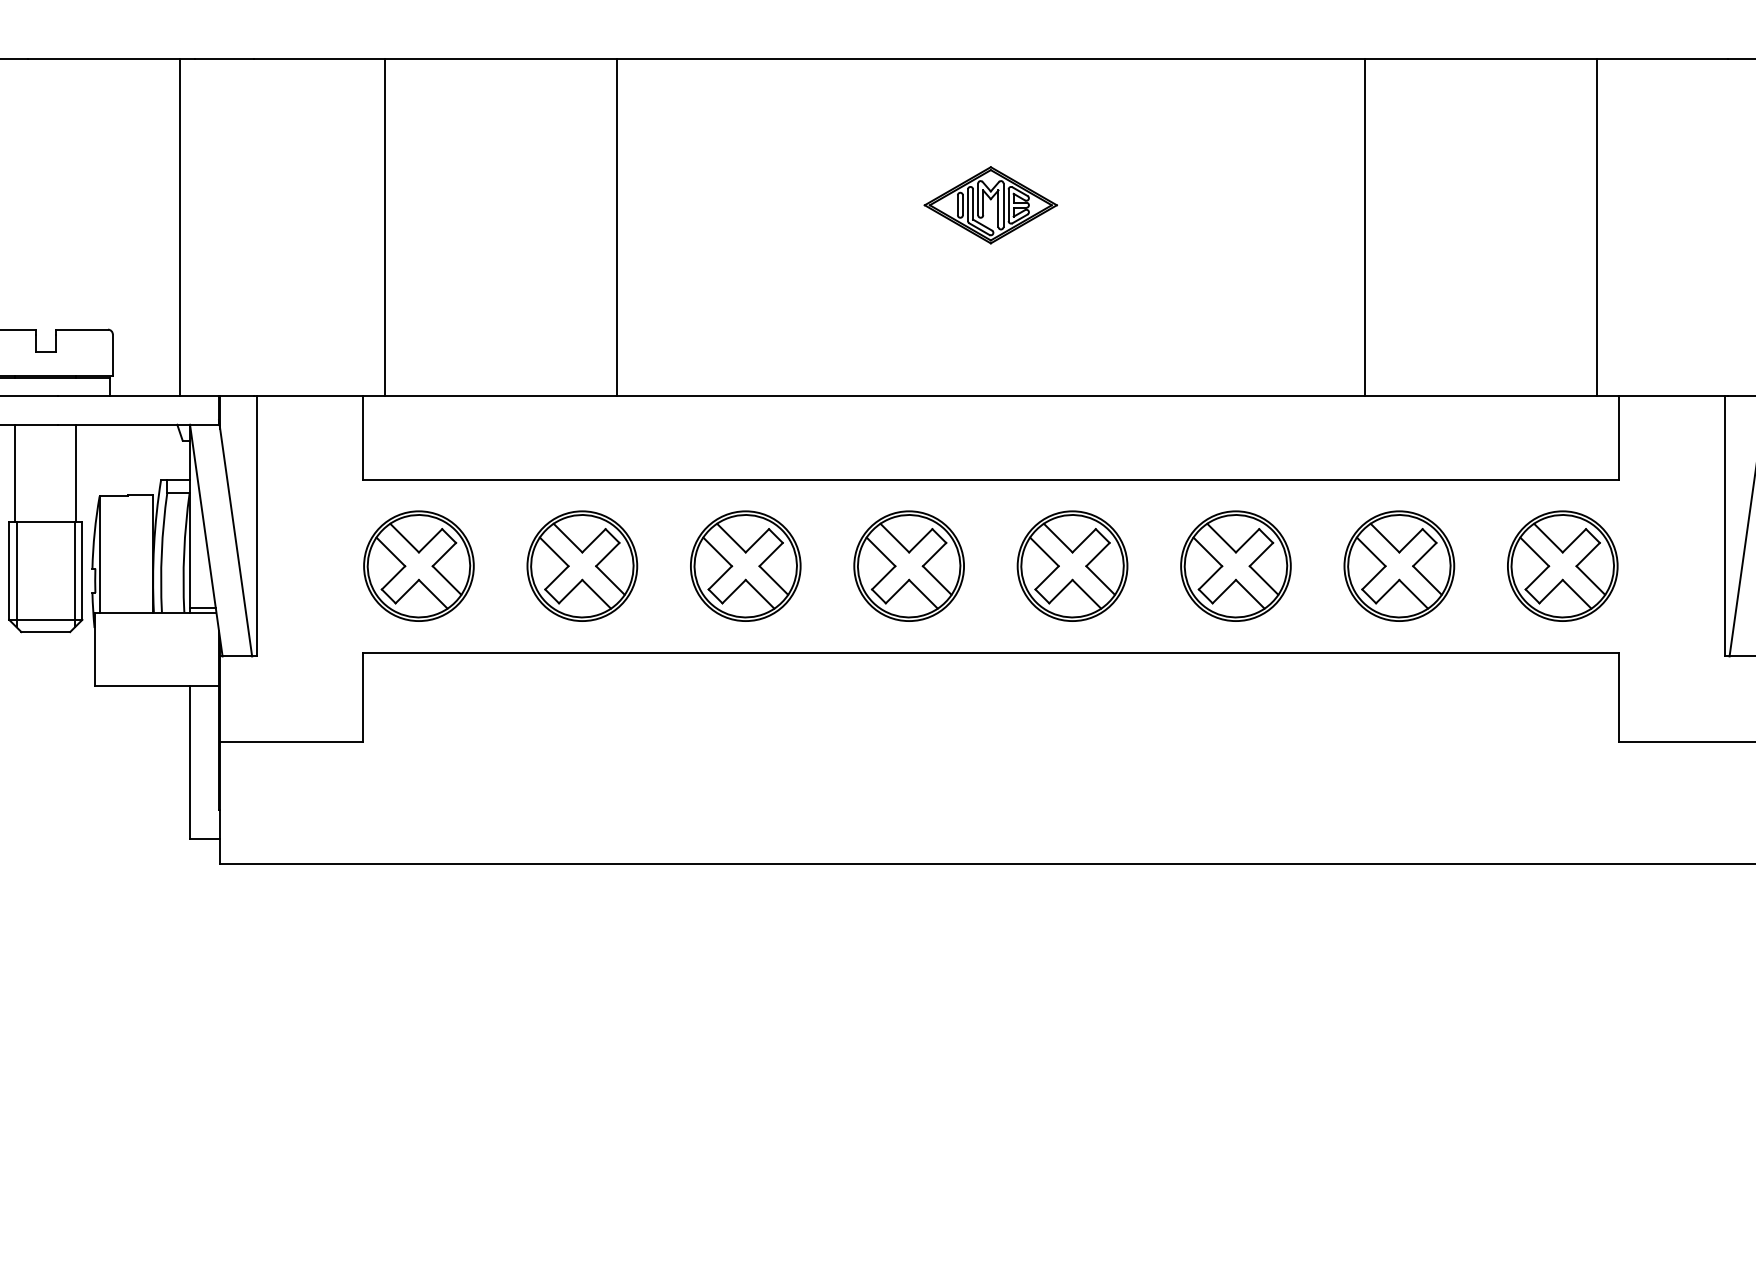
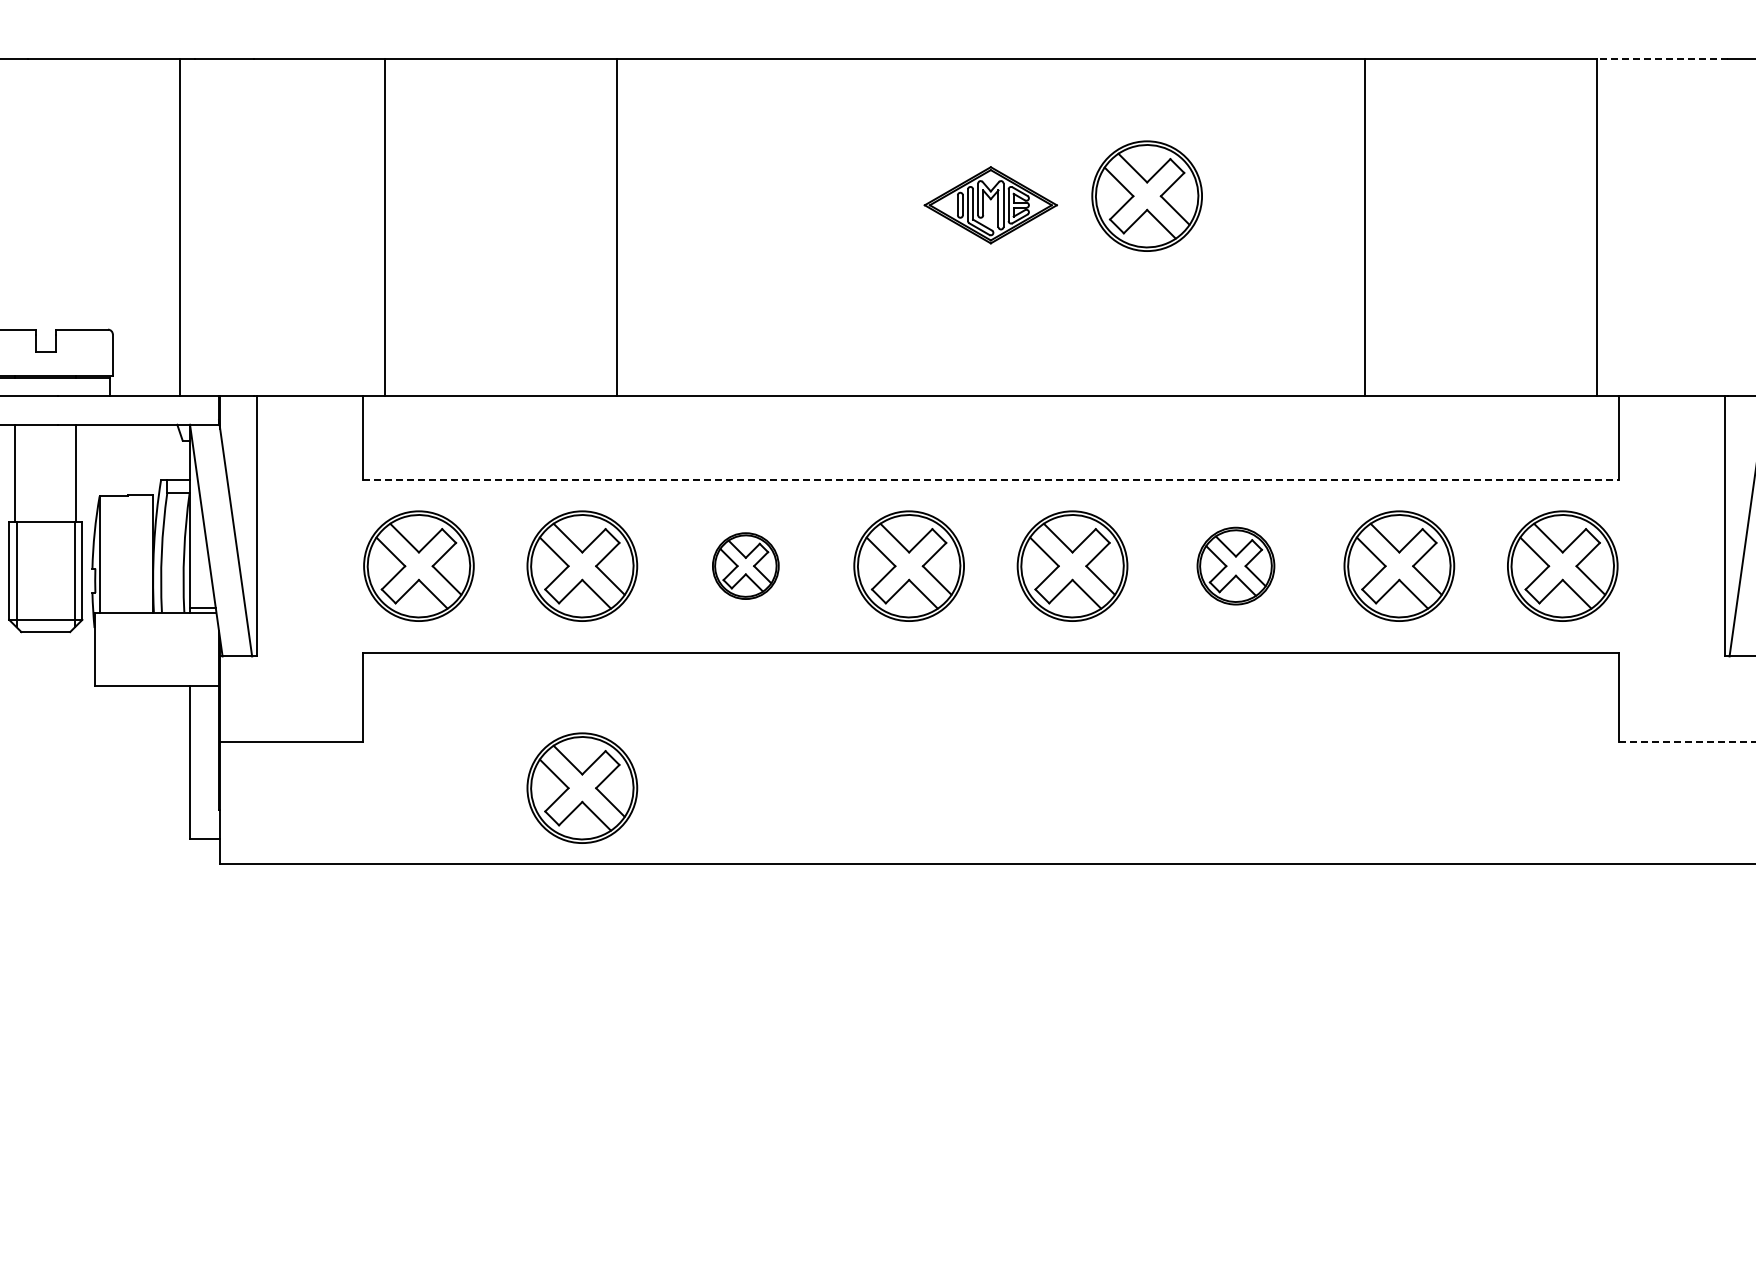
line: solid -> dashed (1662, 58)
part: none -> present (1146, 195)
line: solid -> dashed (990, 479)
part size: 112x112 px -> 68x68 px (745, 565)
part size: 112x112 px -> 80x80 px (1235, 565)
line: solid -> dashed (1687, 741)
part: none -> present (582, 787)
